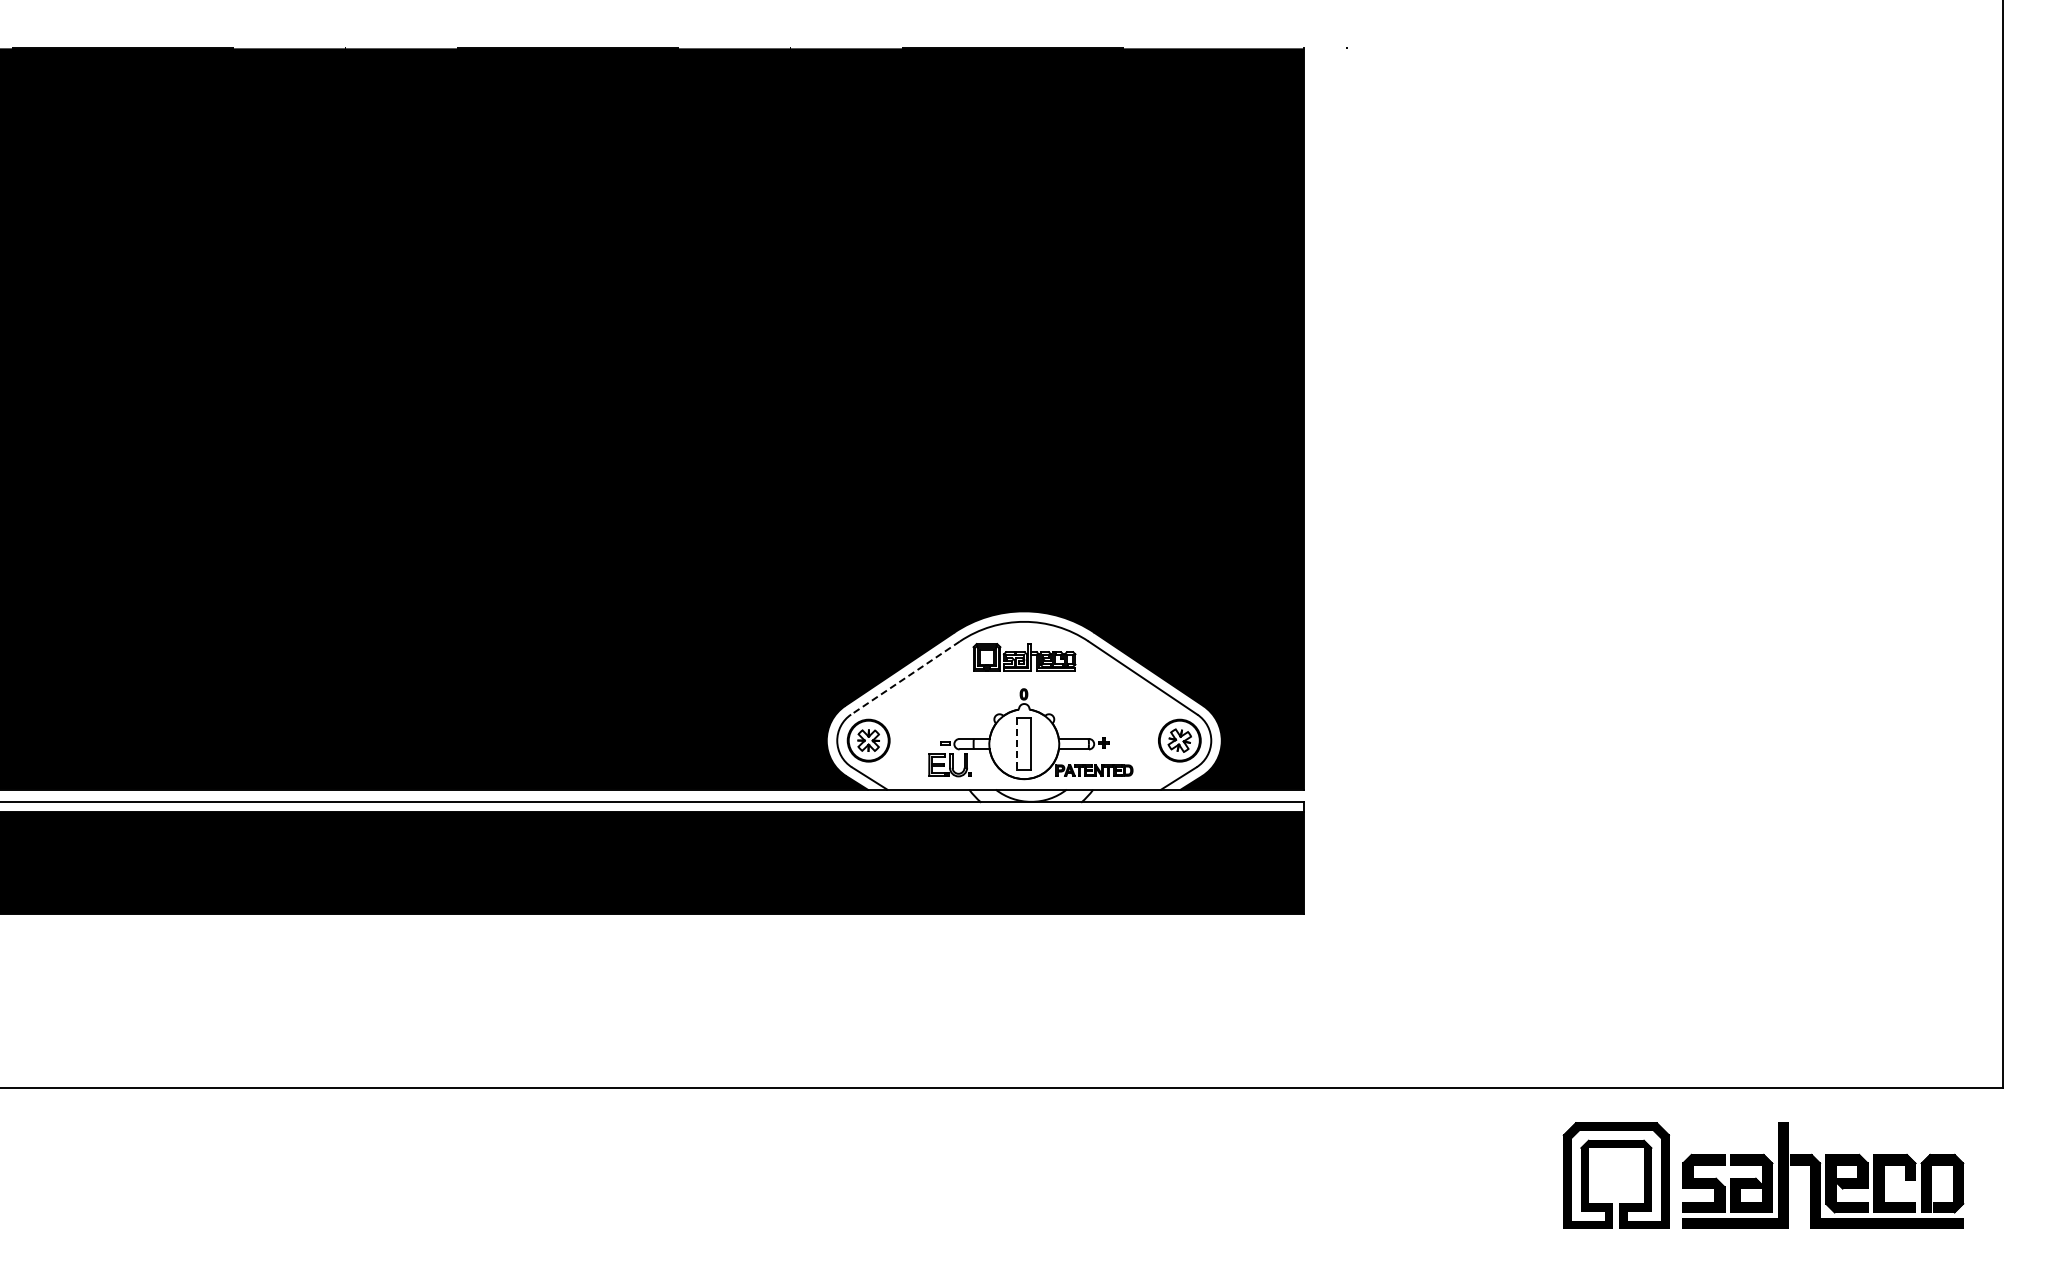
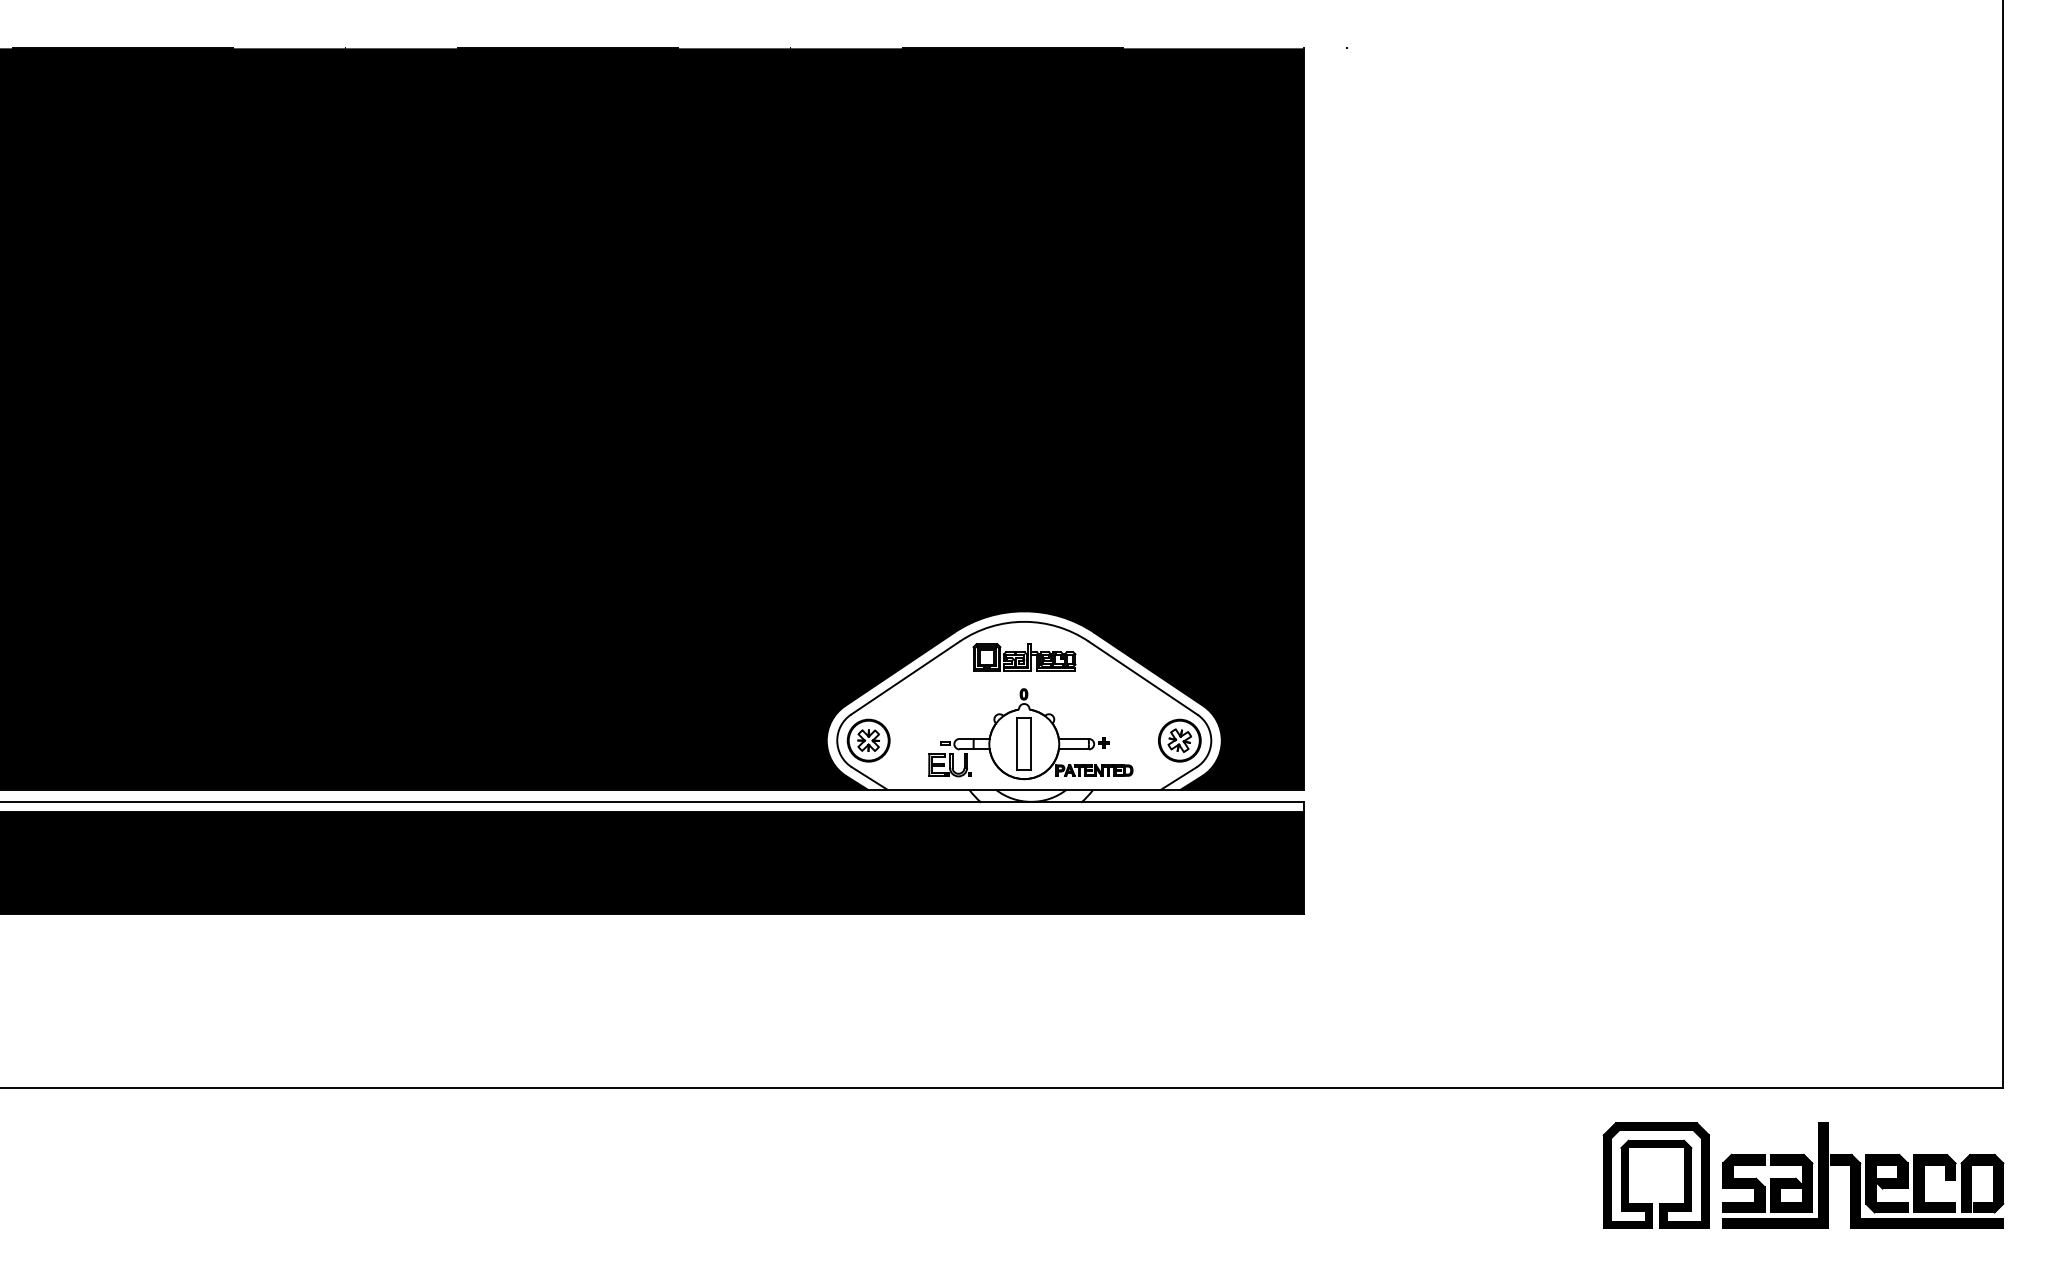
line: dashed -> solid (905, 678)
line: dashed -> solid (1017, 744)
part position: (1763, 1175) -> (1803, 1175) (1803, 1175)
